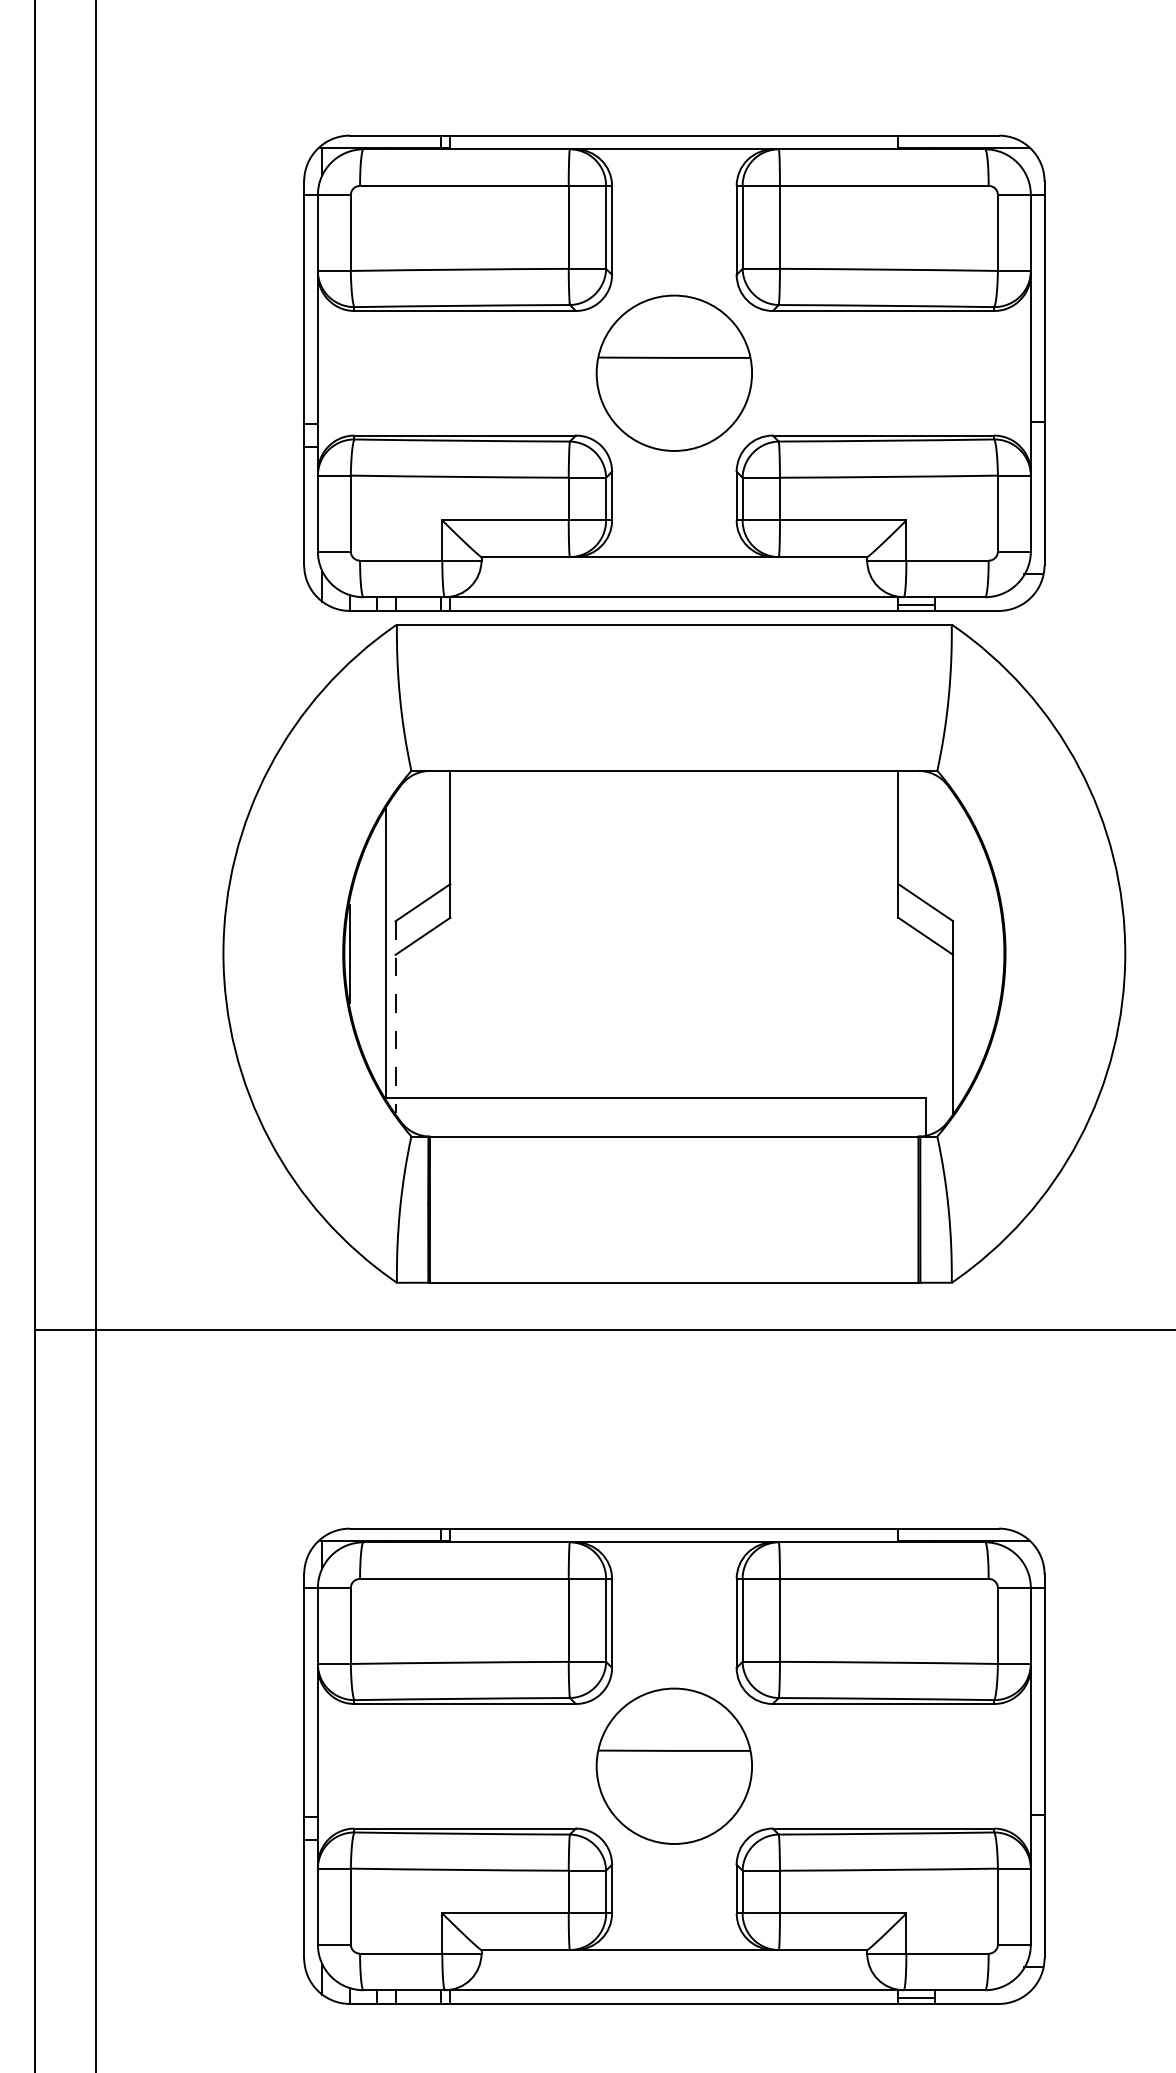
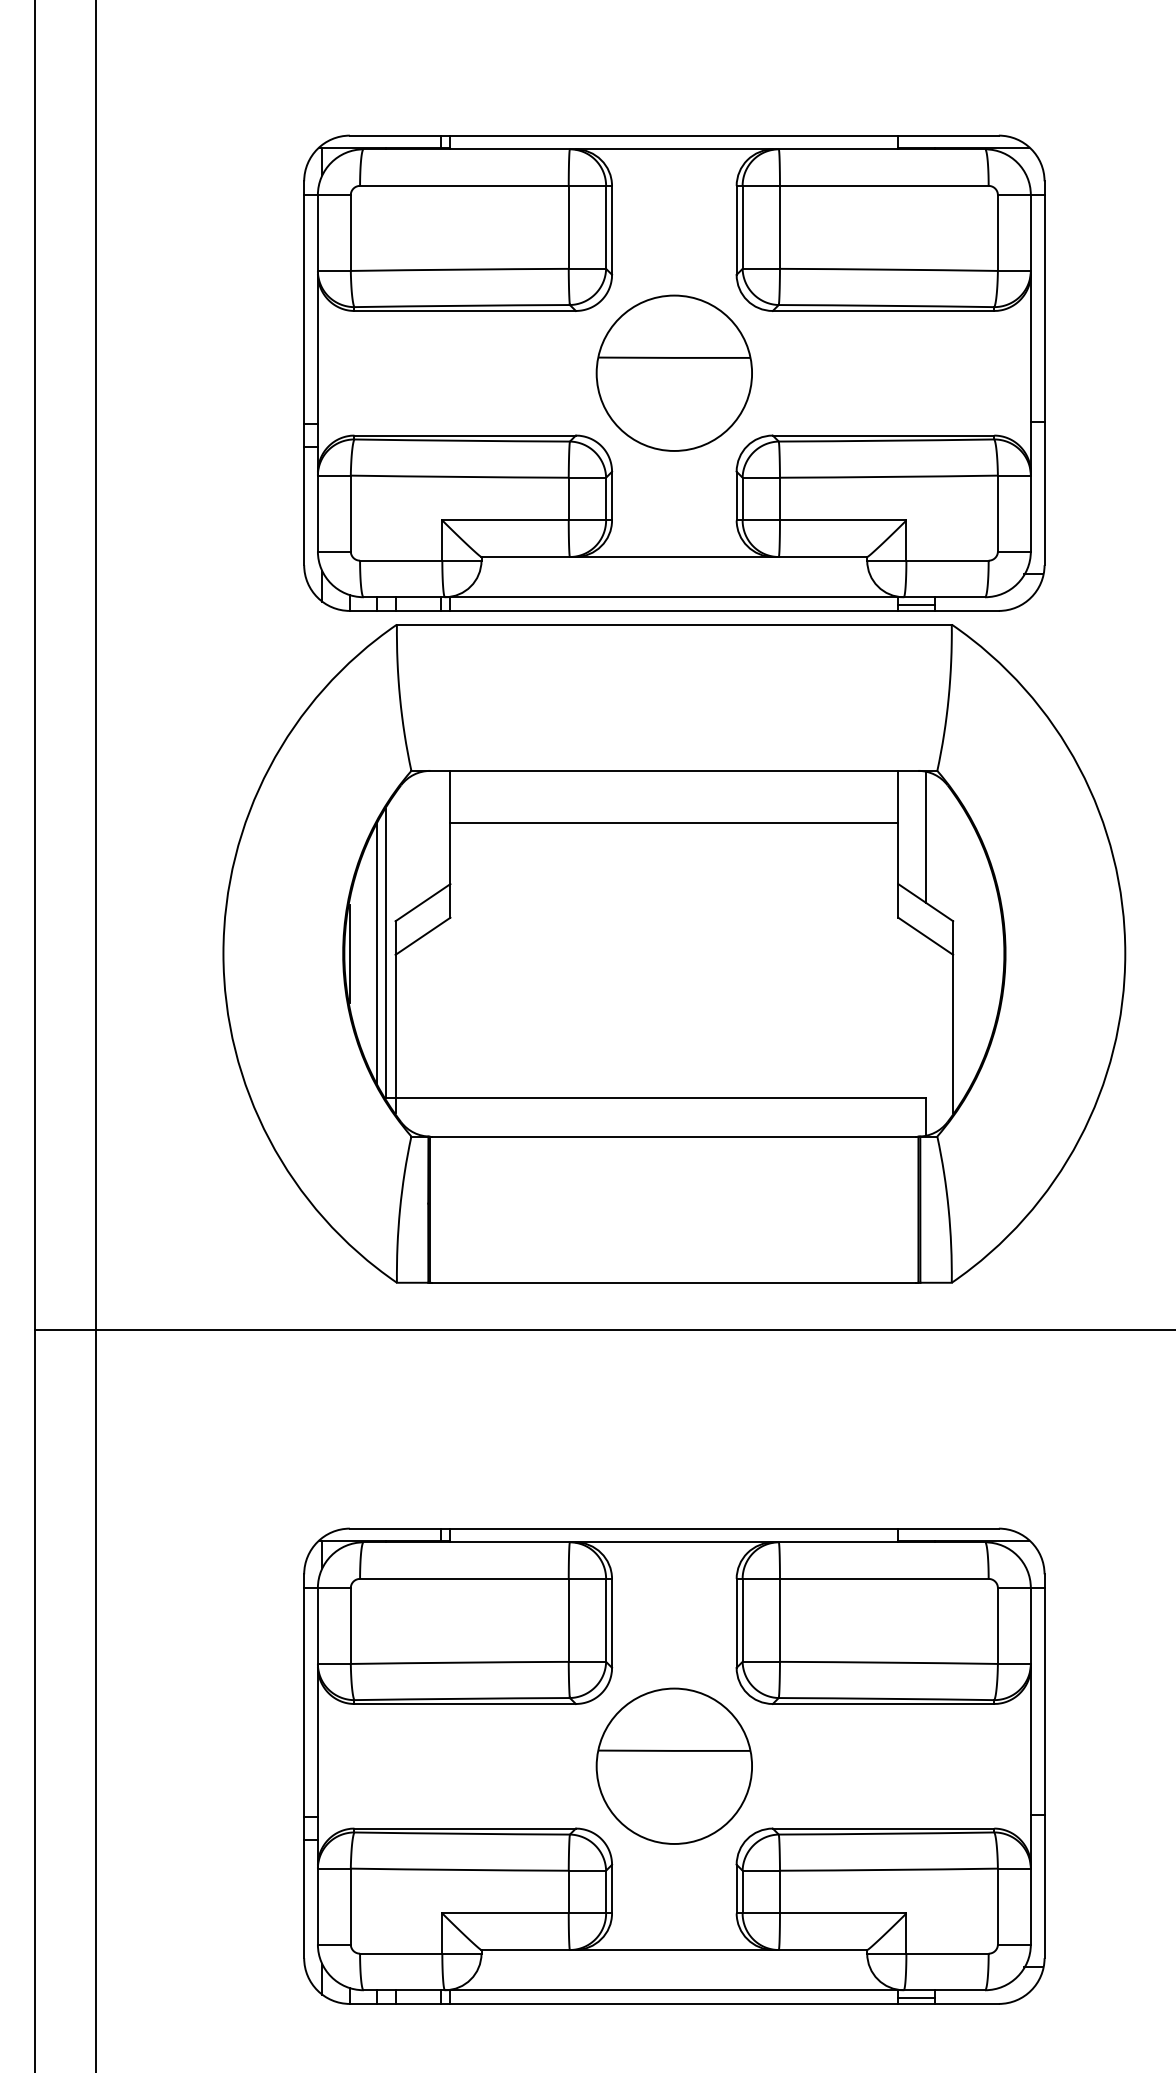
line: none -> present (674, 823)
line: none -> present (925, 837)
line: none -> present (377, 953)
line: dashed -> solid (395, 1017)
